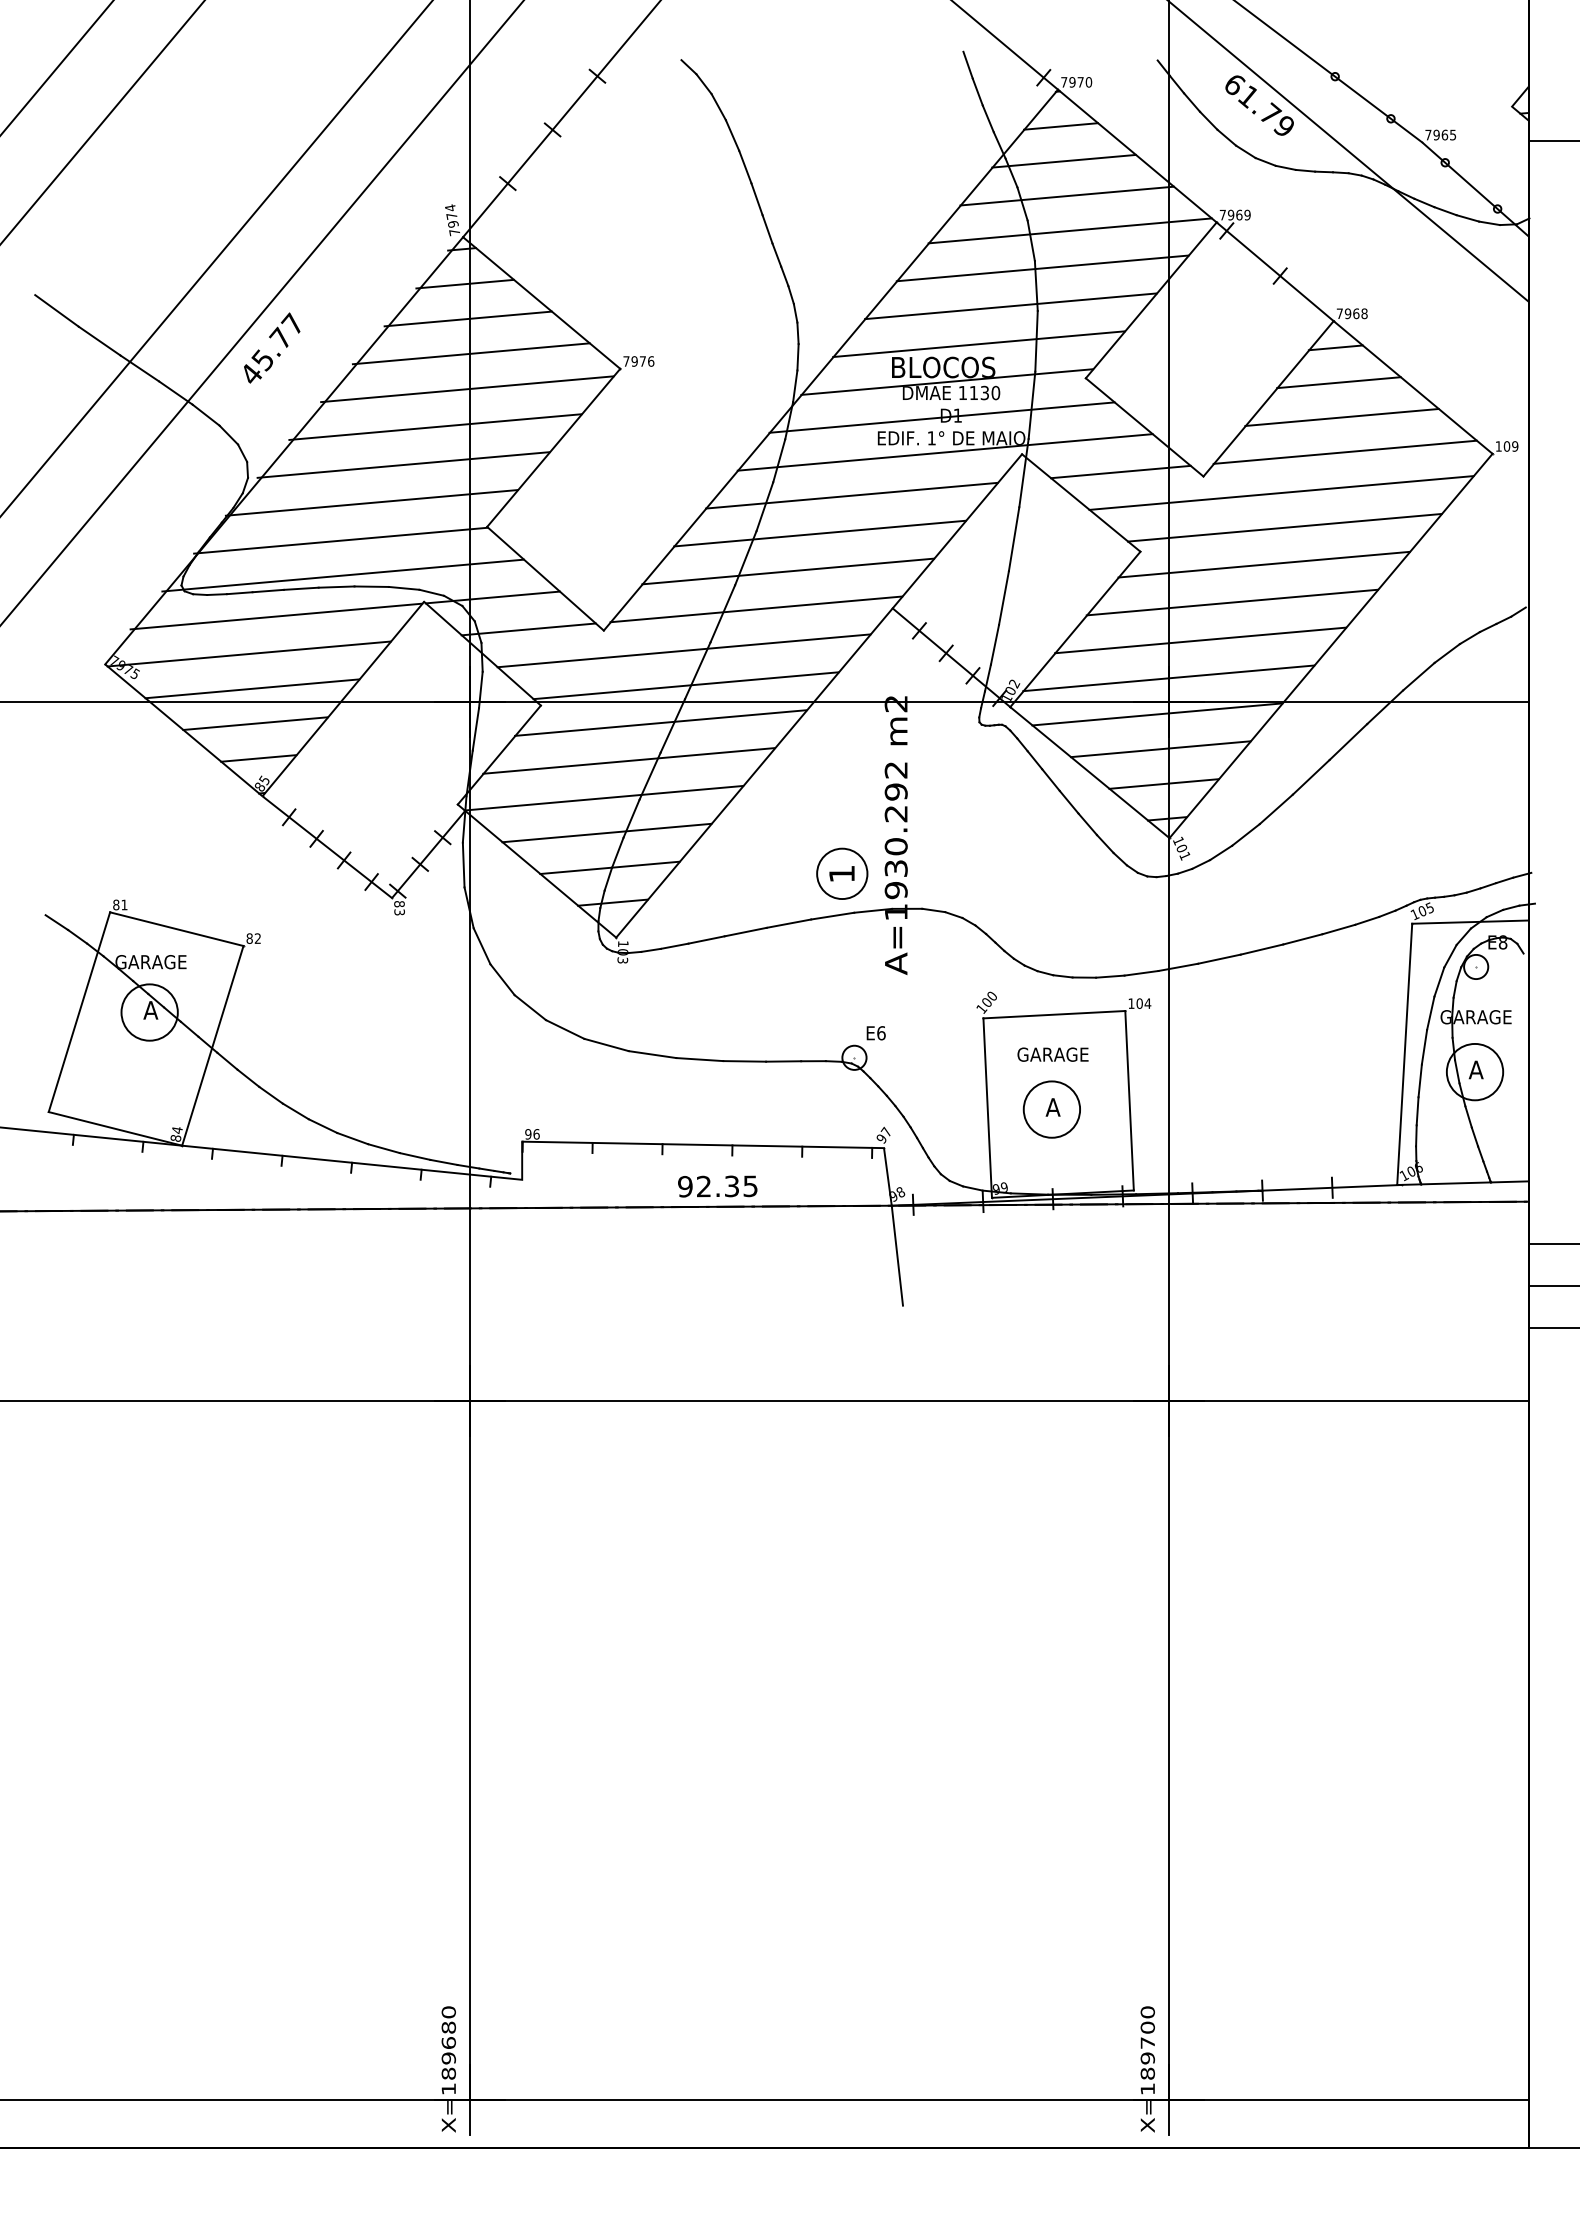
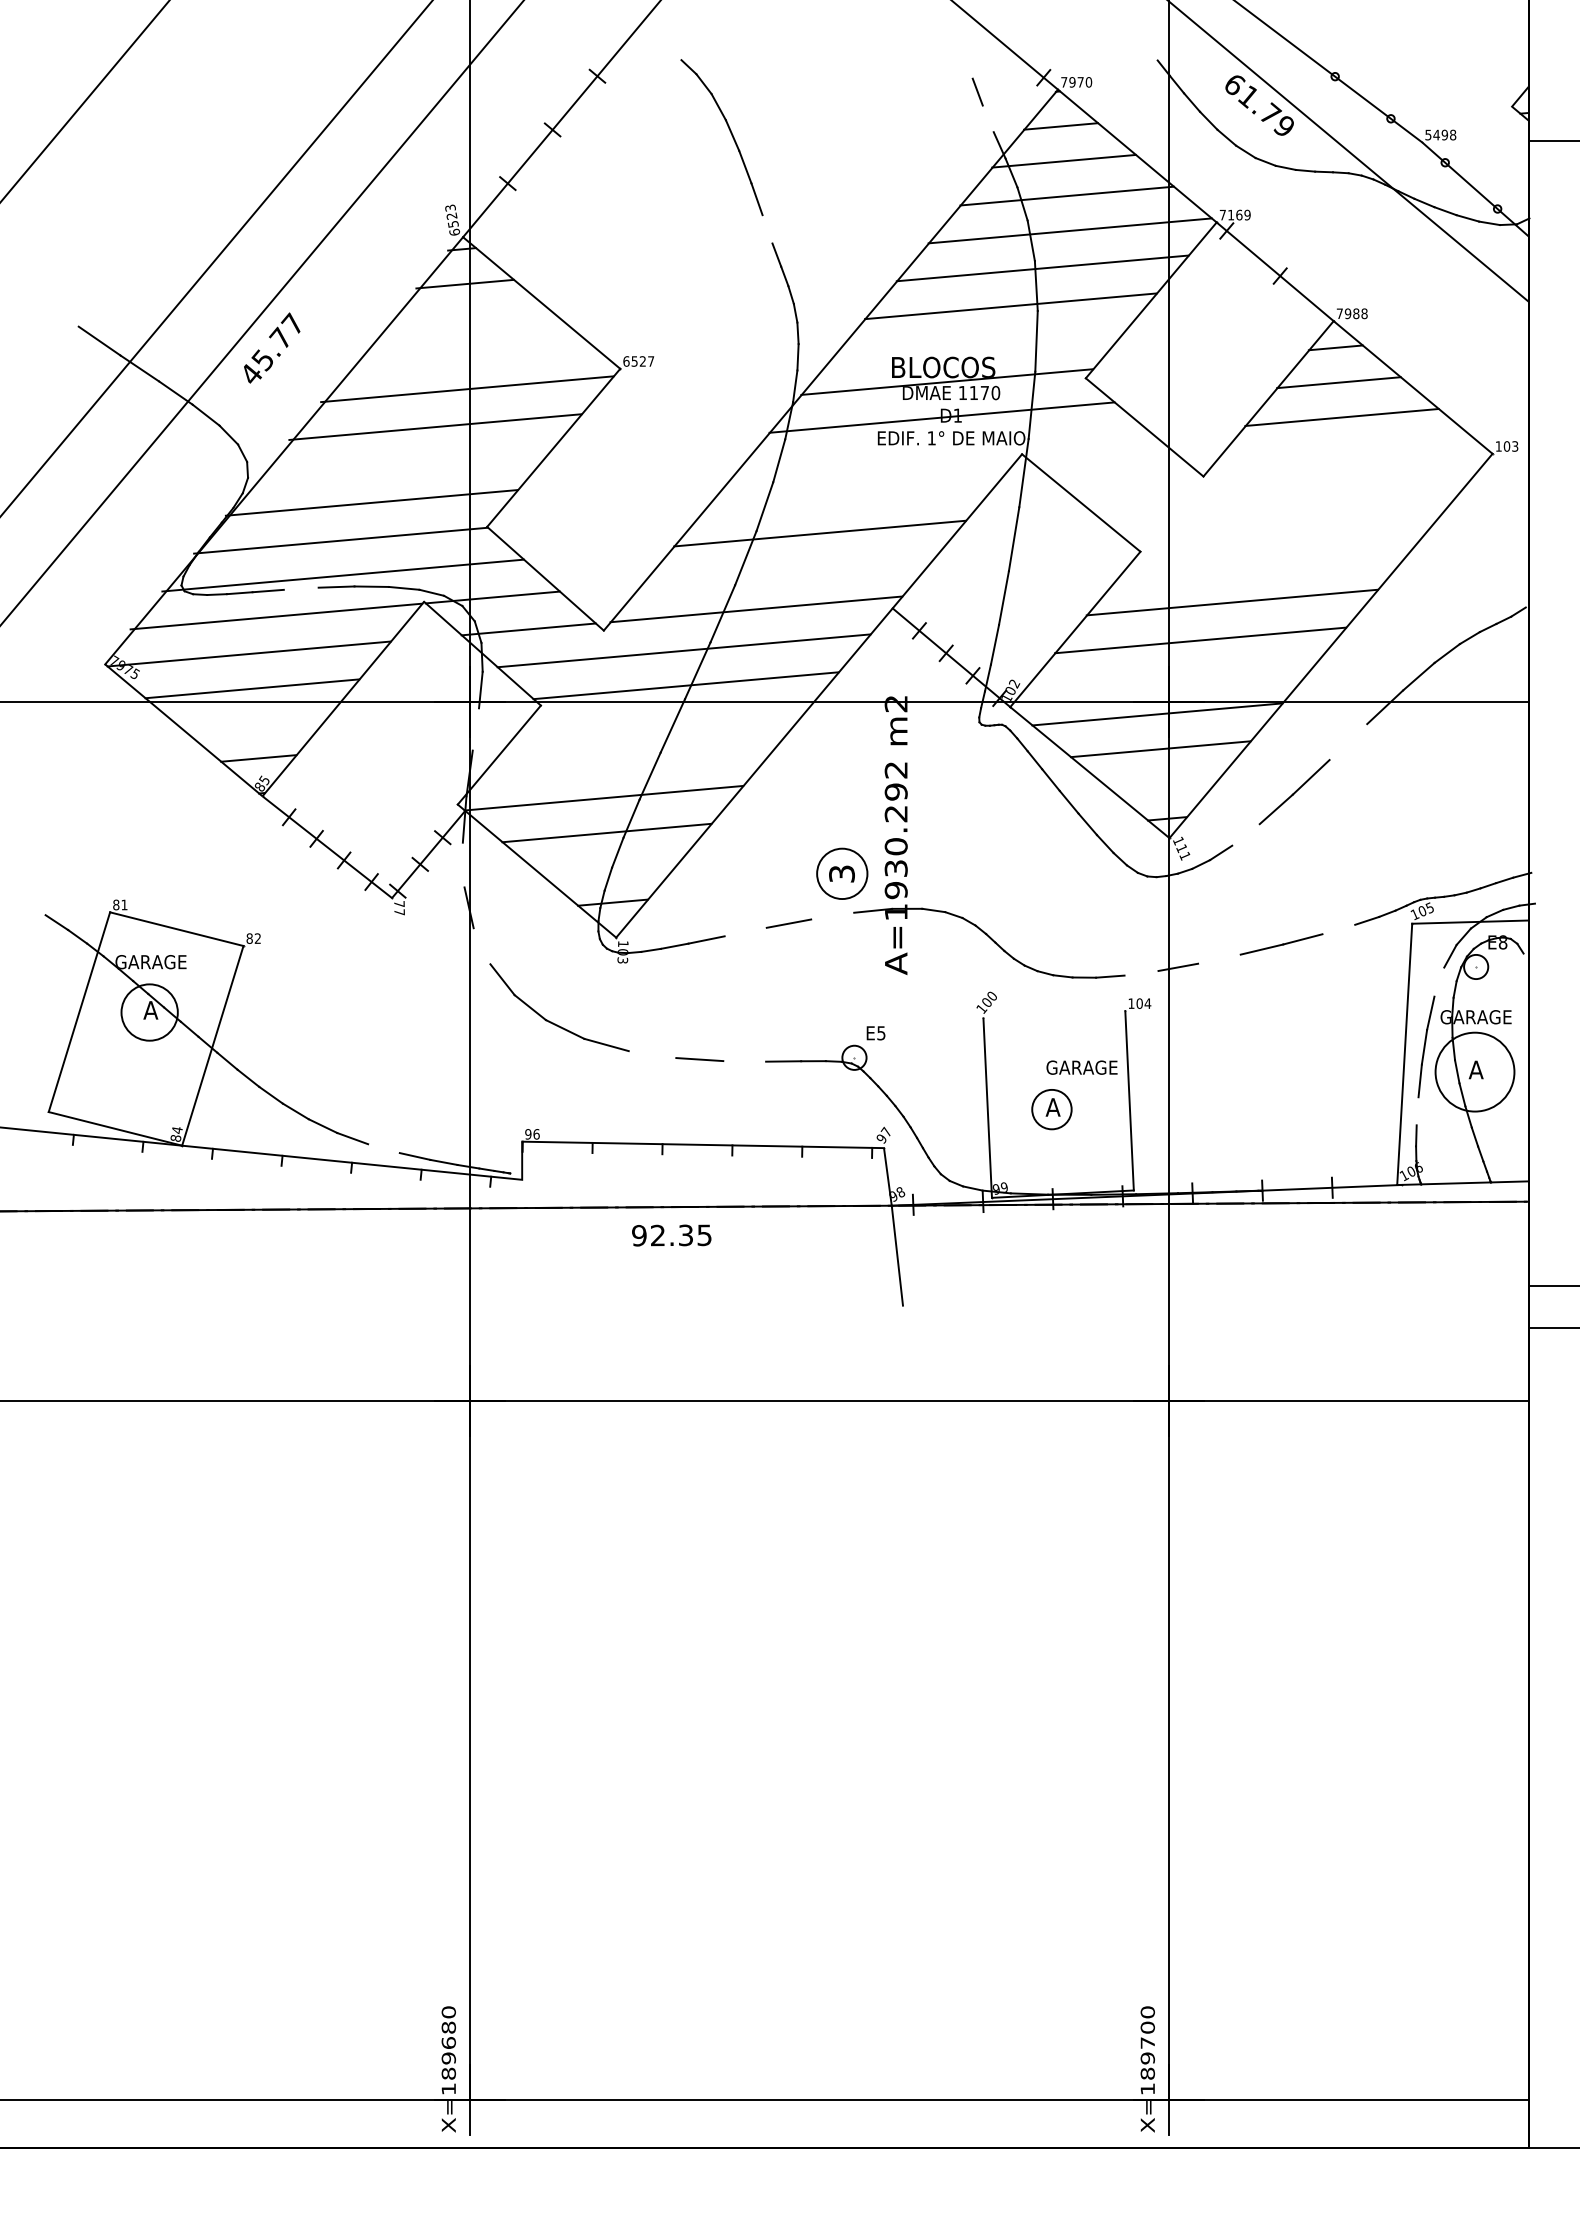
line: present -> none (967, 64)
line: present -> none (56, 67)
line: present -> none (987, 118)
line position: (102, 122) -> (84, 101) (84, 101)
text: 7965 -> 5498 (1440, 134)
text: 7969 -> 7169 (1230, 214)
text: 7974 -> 6523 (452, 220)
line: present -> none (767, 229)
line: present -> none (56, 310)
text: 7968 -> 7988 (1356, 313)
line: present -> none (467, 318)
line: present -> none (978, 344)
line: present -> none (470, 353)
text: 7976 -> 6527 (638, 361)
text: 1130 -> 1170 (984, 392)
text: 109 -> 103 (1515, 446)
line: present -> none (1344, 451)
line: present -> none (944, 452)
line: present -> none (403, 464)
line: present -> none (1120, 471)
line: present -> none (1281, 492)
line: present -> none (851, 495)
line: present -> none (1284, 527)
line: present -> none (1263, 564)
line: present -> none (788, 571)
line: present -> none (300, 588)
line: present -> none (1168, 678)
line: present -> none (660, 722)
line: present -> none (255, 723)
line: present -> none (475, 729)
line: present -> none (1348, 742)
line: present -> none (628, 760)
line: present -> none (1163, 783)
line: present -> none (1245, 834)
text: 101 -> 111 (1181, 848)
line: present -> none (463, 864)
line: present -> none (609, 867)
text: 1 -> 3 (841, 873)
text: 83 -> 77 (399, 908)
line: present -> none (832, 915)
line: present -> none (1338, 929)
line: present -> none (745, 931)
line: present -> none (481, 946)
line: present -> none (1219, 958)
line: present -> none (1141, 972)
line: present -> none (1439, 981)
line: present -> none (1054, 1014)
text: E6 -> E5 (881, 1033)
line: present -> none (652, 1054)
text position: (1052, 1054) -> (1081, 1067) (1081, 1067)
line: present -> none (744, 1061)
circle diameter: 56 px -> 79 px (1474, 1071)
circle diameter: 56 px -> 39 px (1051, 1109)
line: present -> none (1417, 1111)
line: present -> none (383, 1148)
text position: (717, 1186) -> (671, 1235) (671, 1235)
line: present -> none (1552, 1244)
